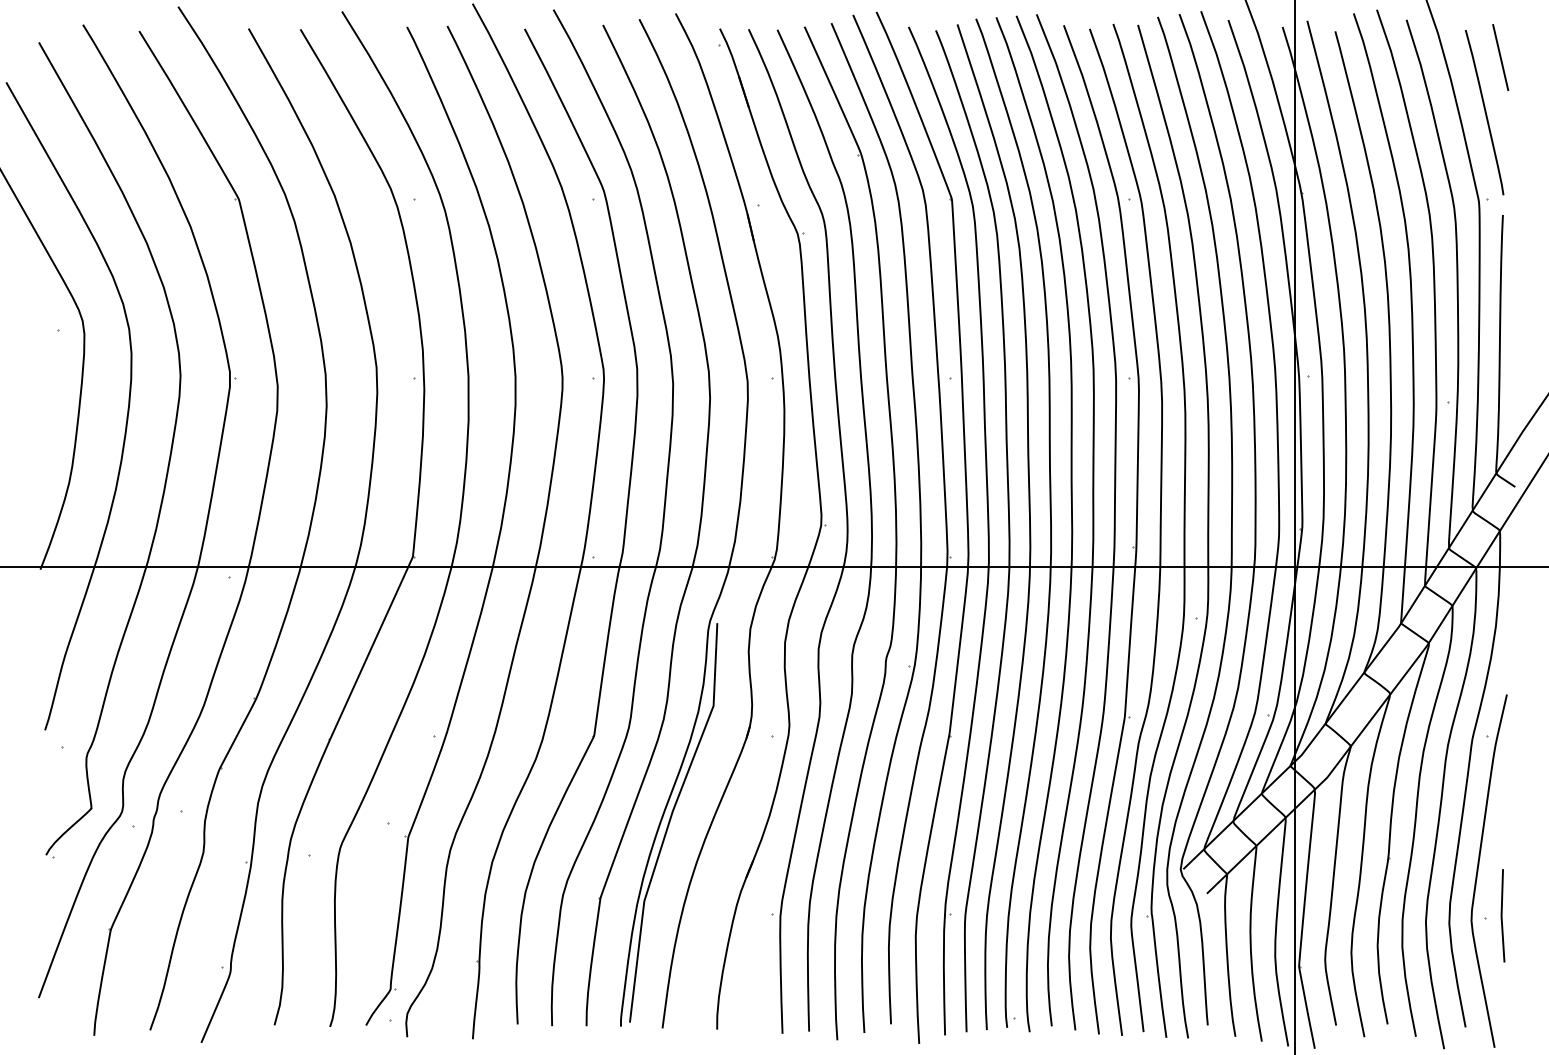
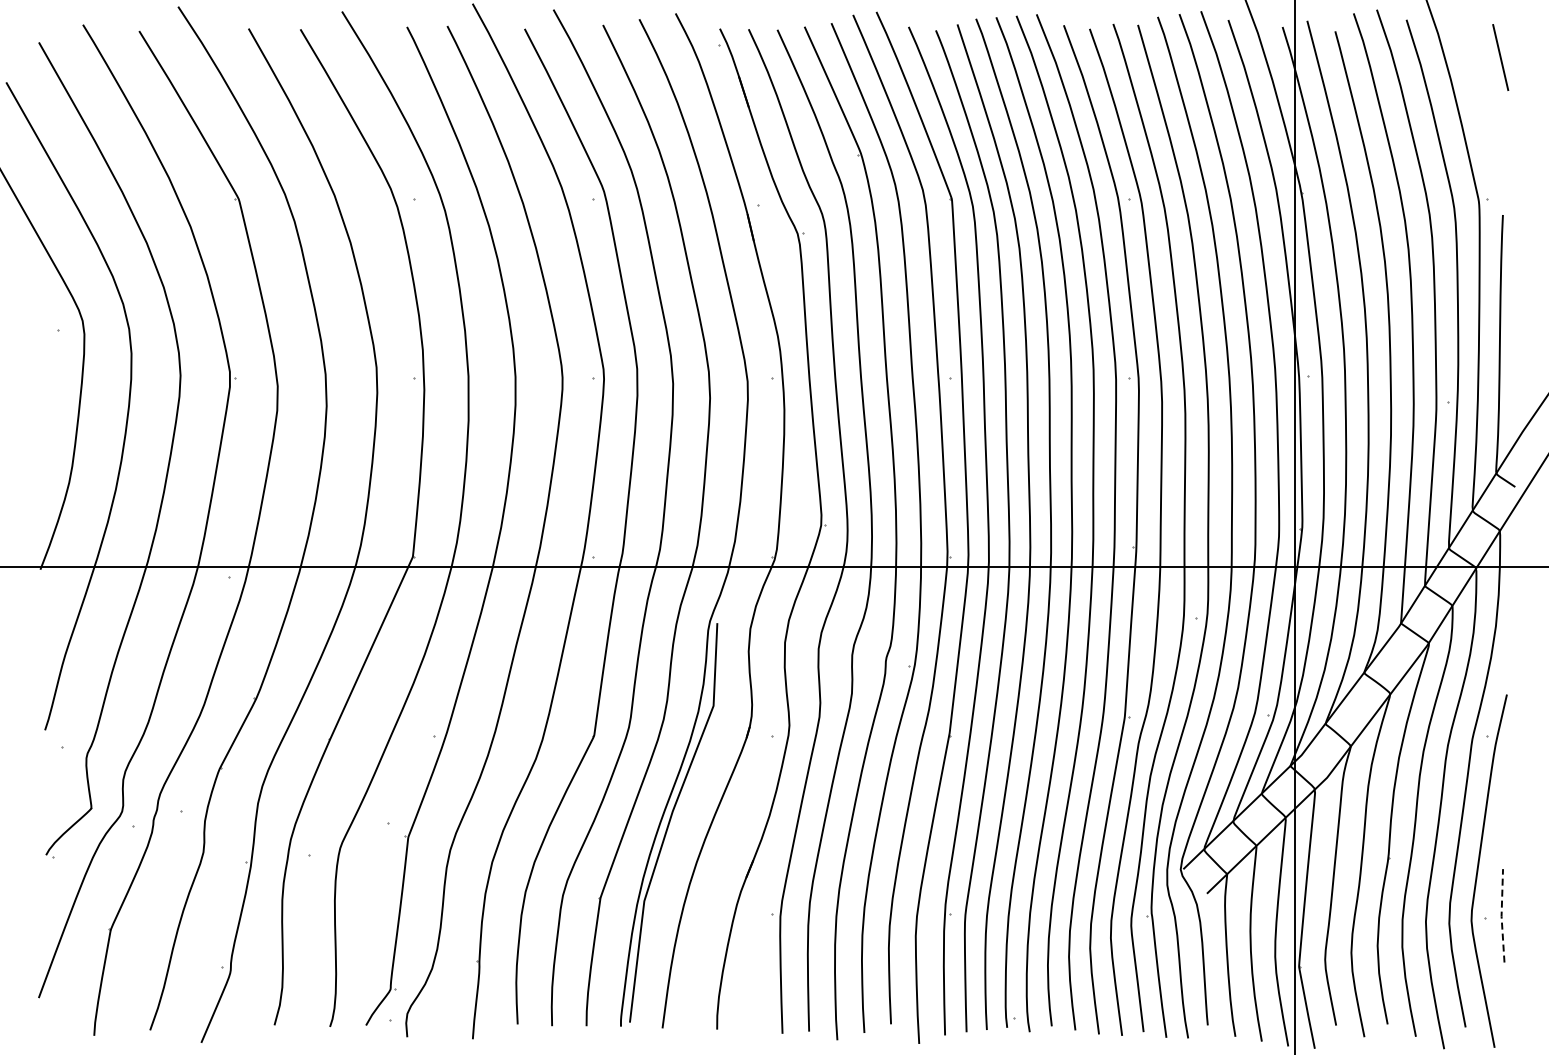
curve: present -> none (1484, 112)
line: solid -> dashed (1501, 916)
